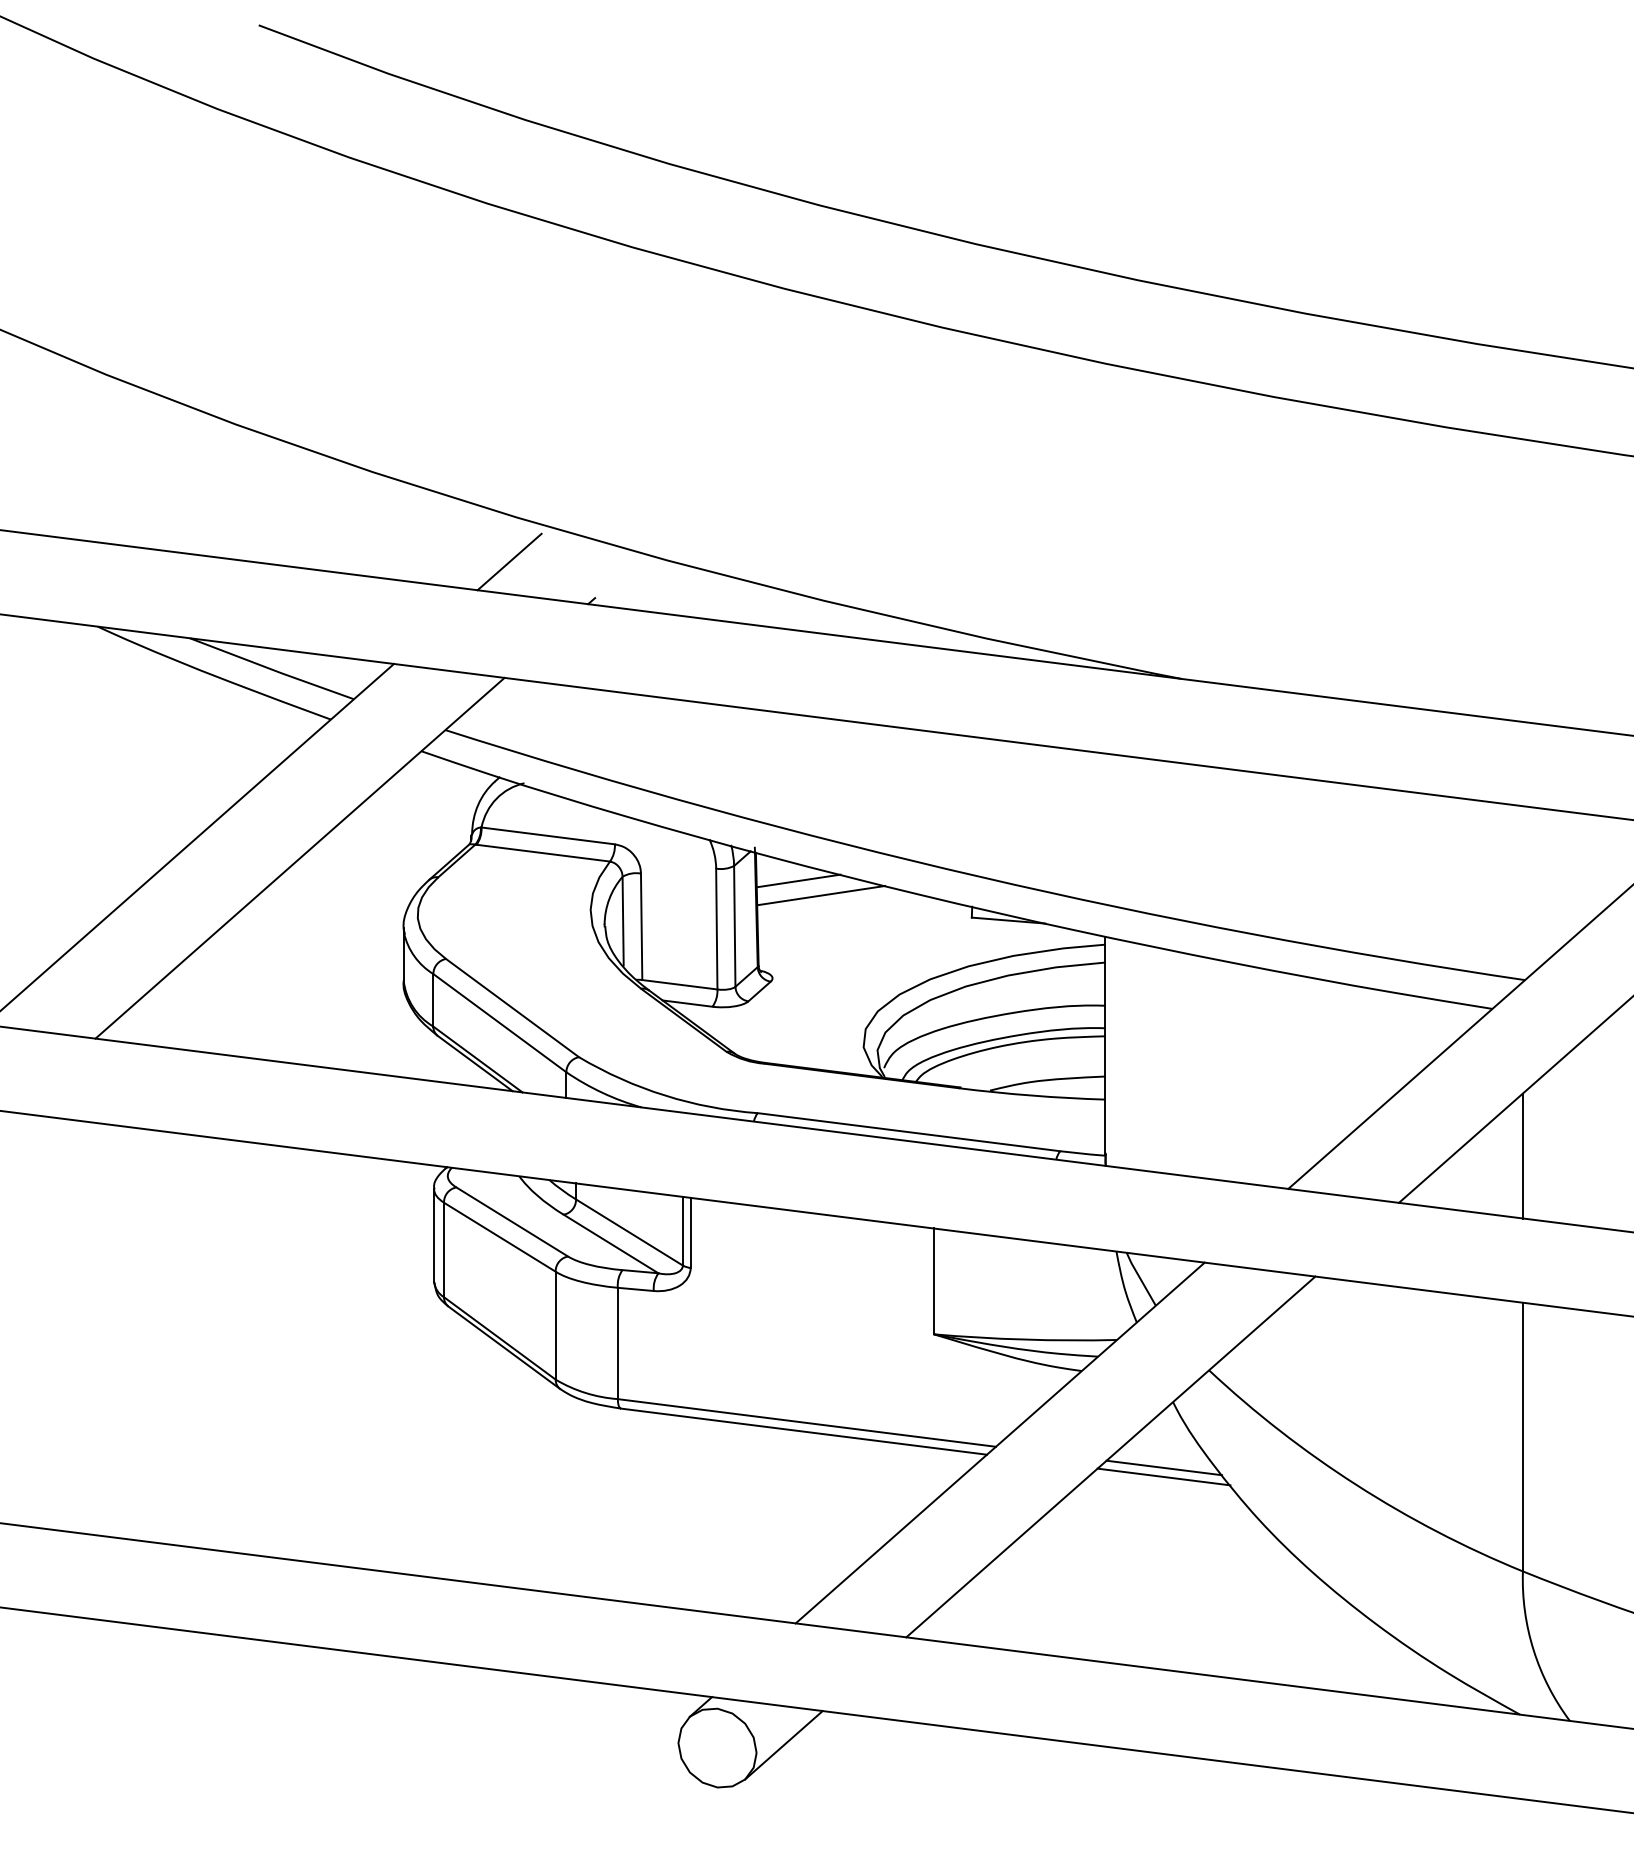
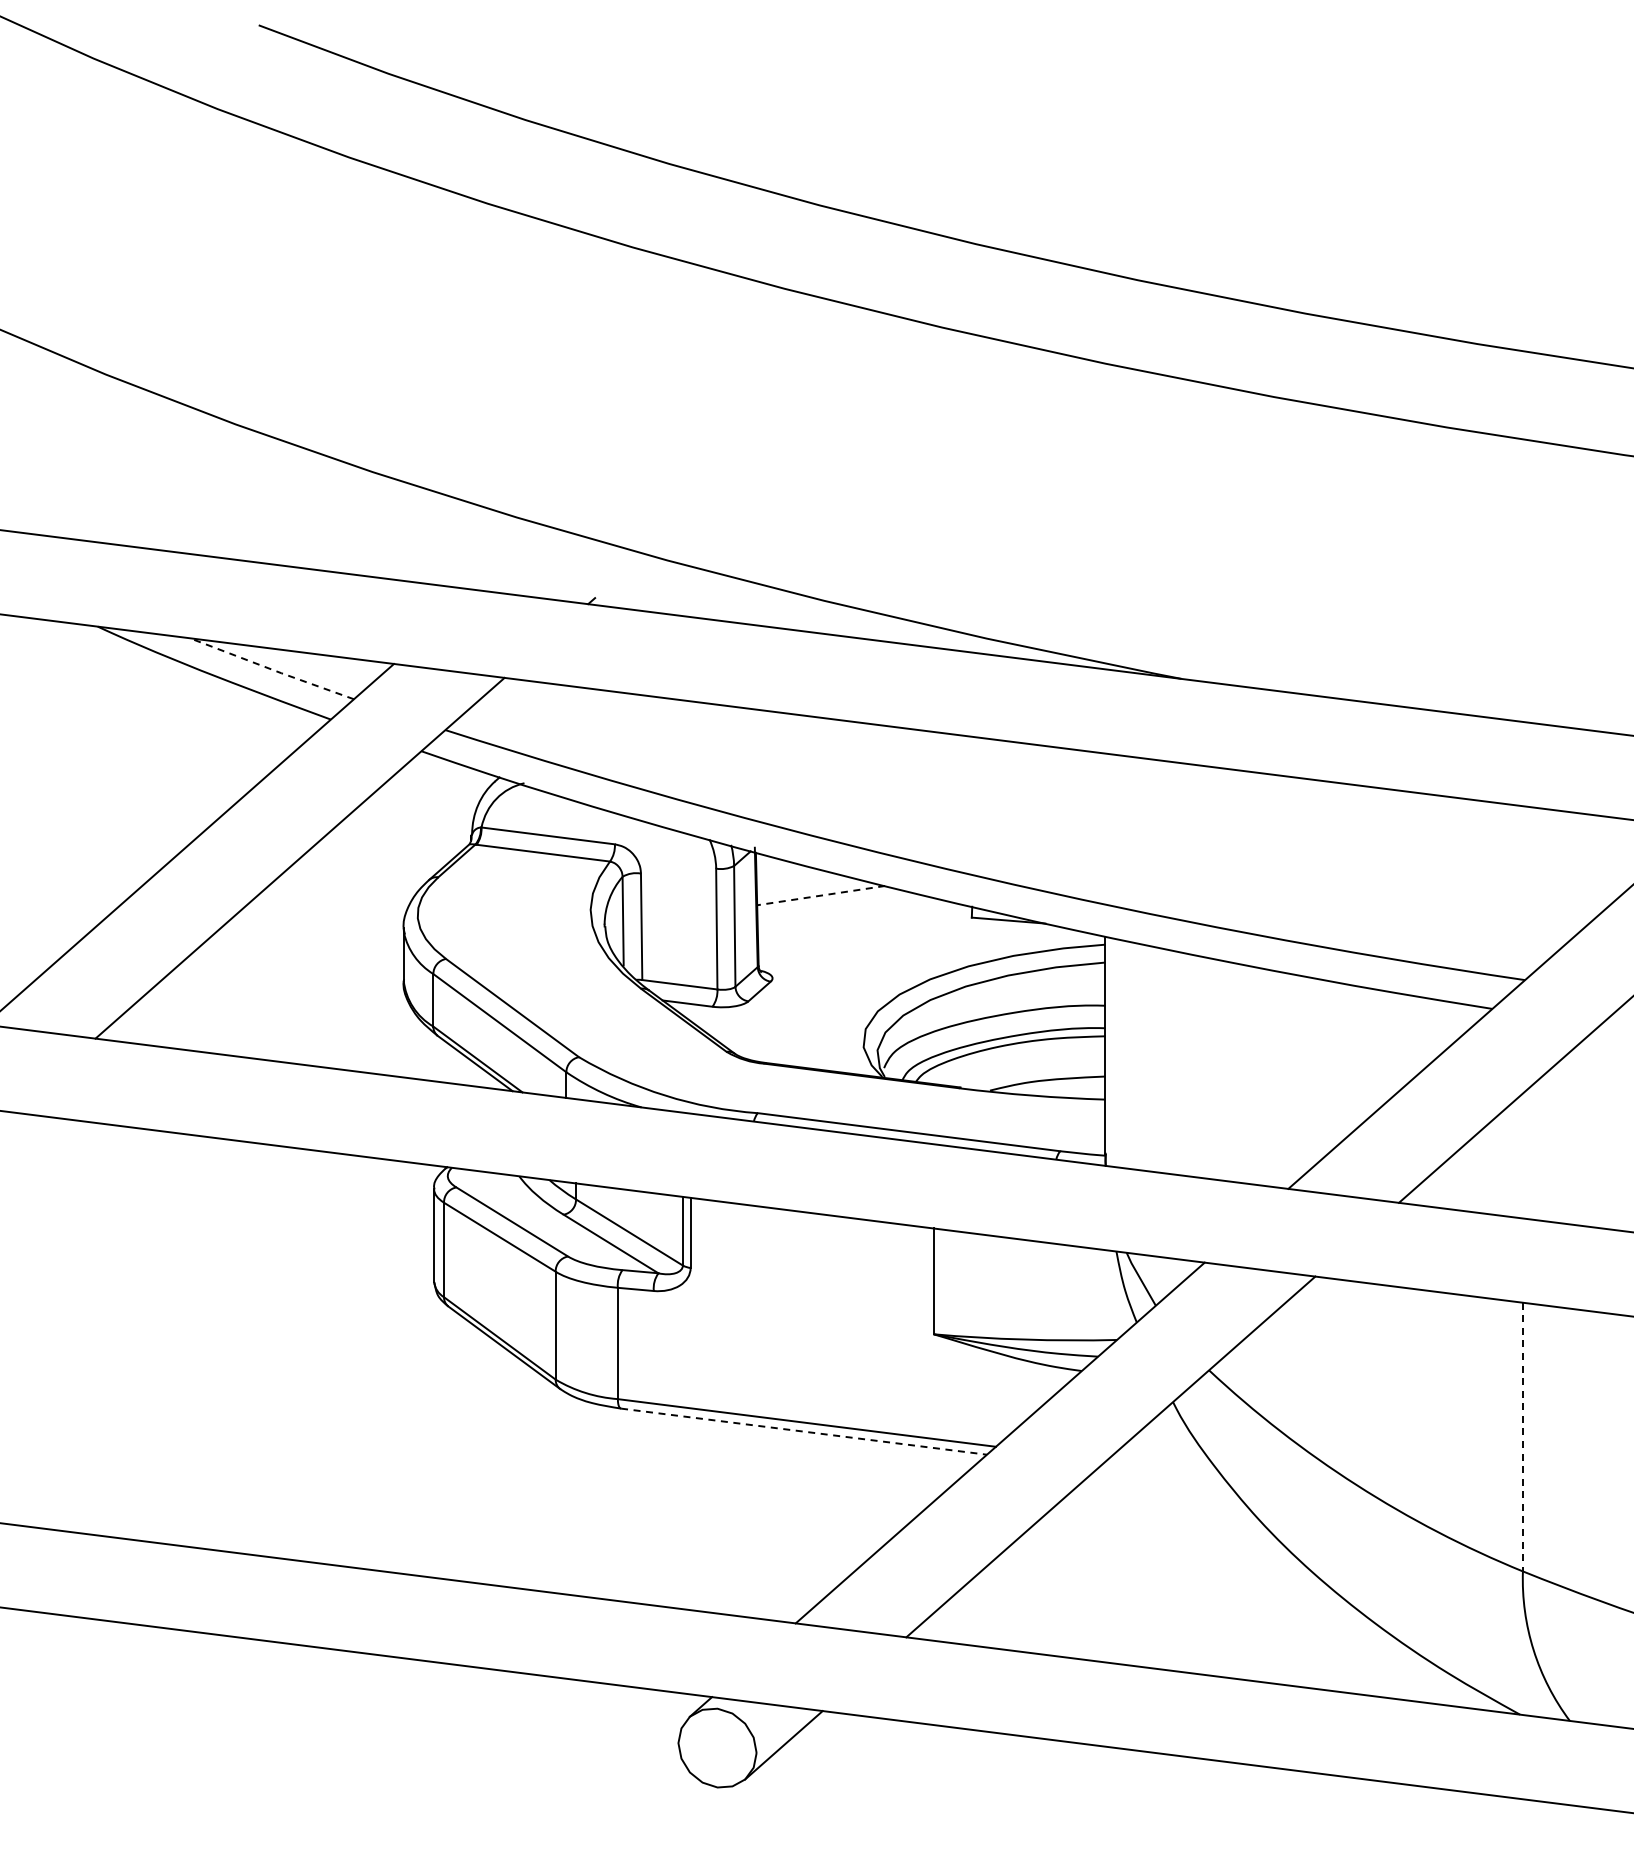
line: present -> none (509, 561)
line: solid -> dashed (271, 669)
line: present -> none (798, 880)
line: solid -> dashed (821, 895)
line: present -> none (1522, 1155)
line: solid -> dashed (804, 1431)
line: solid -> dashed (1522, 1437)
line: present -> none (1164, 1467)
line: present -> none (1163, 1476)
